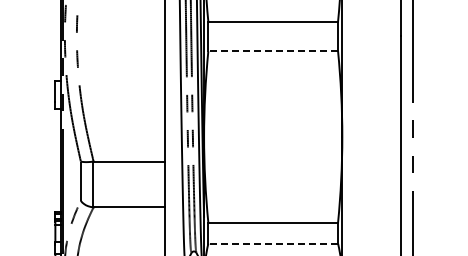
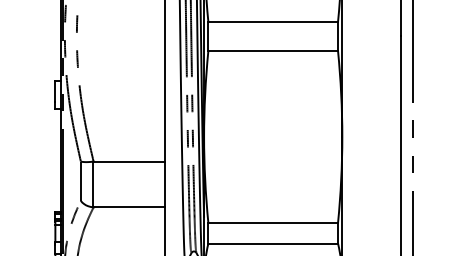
line: dashed -> solid (273, 51)
line: dashed -> solid (273, 243)
